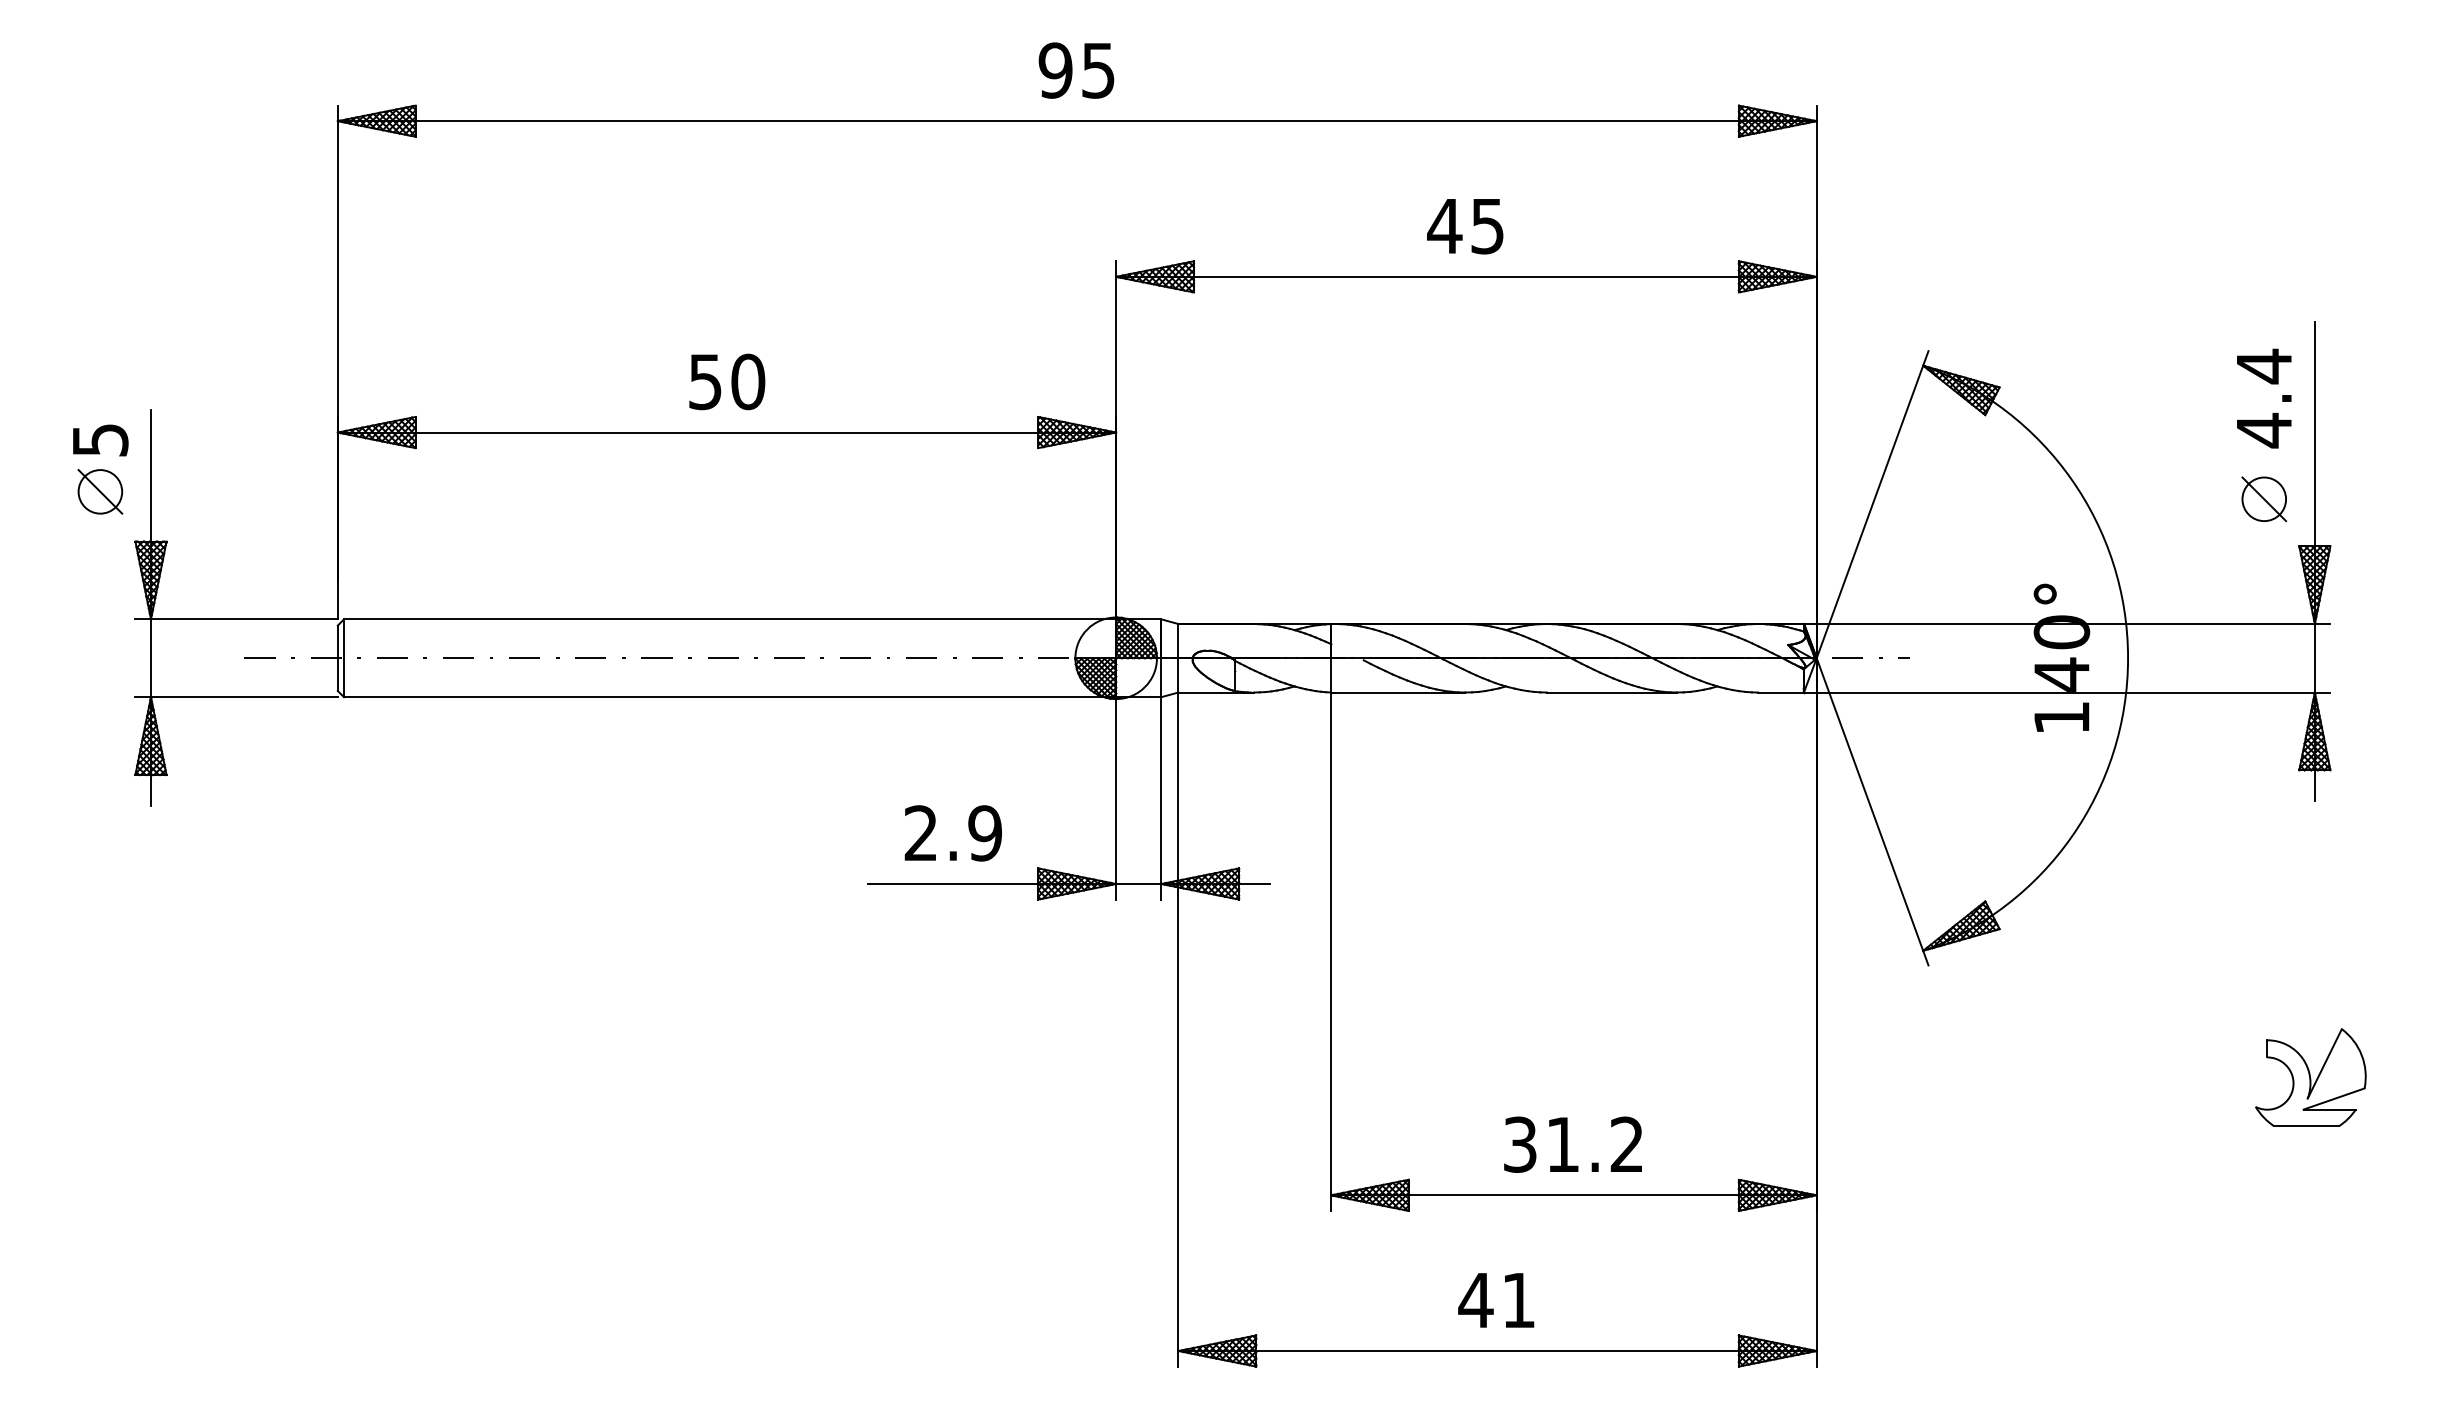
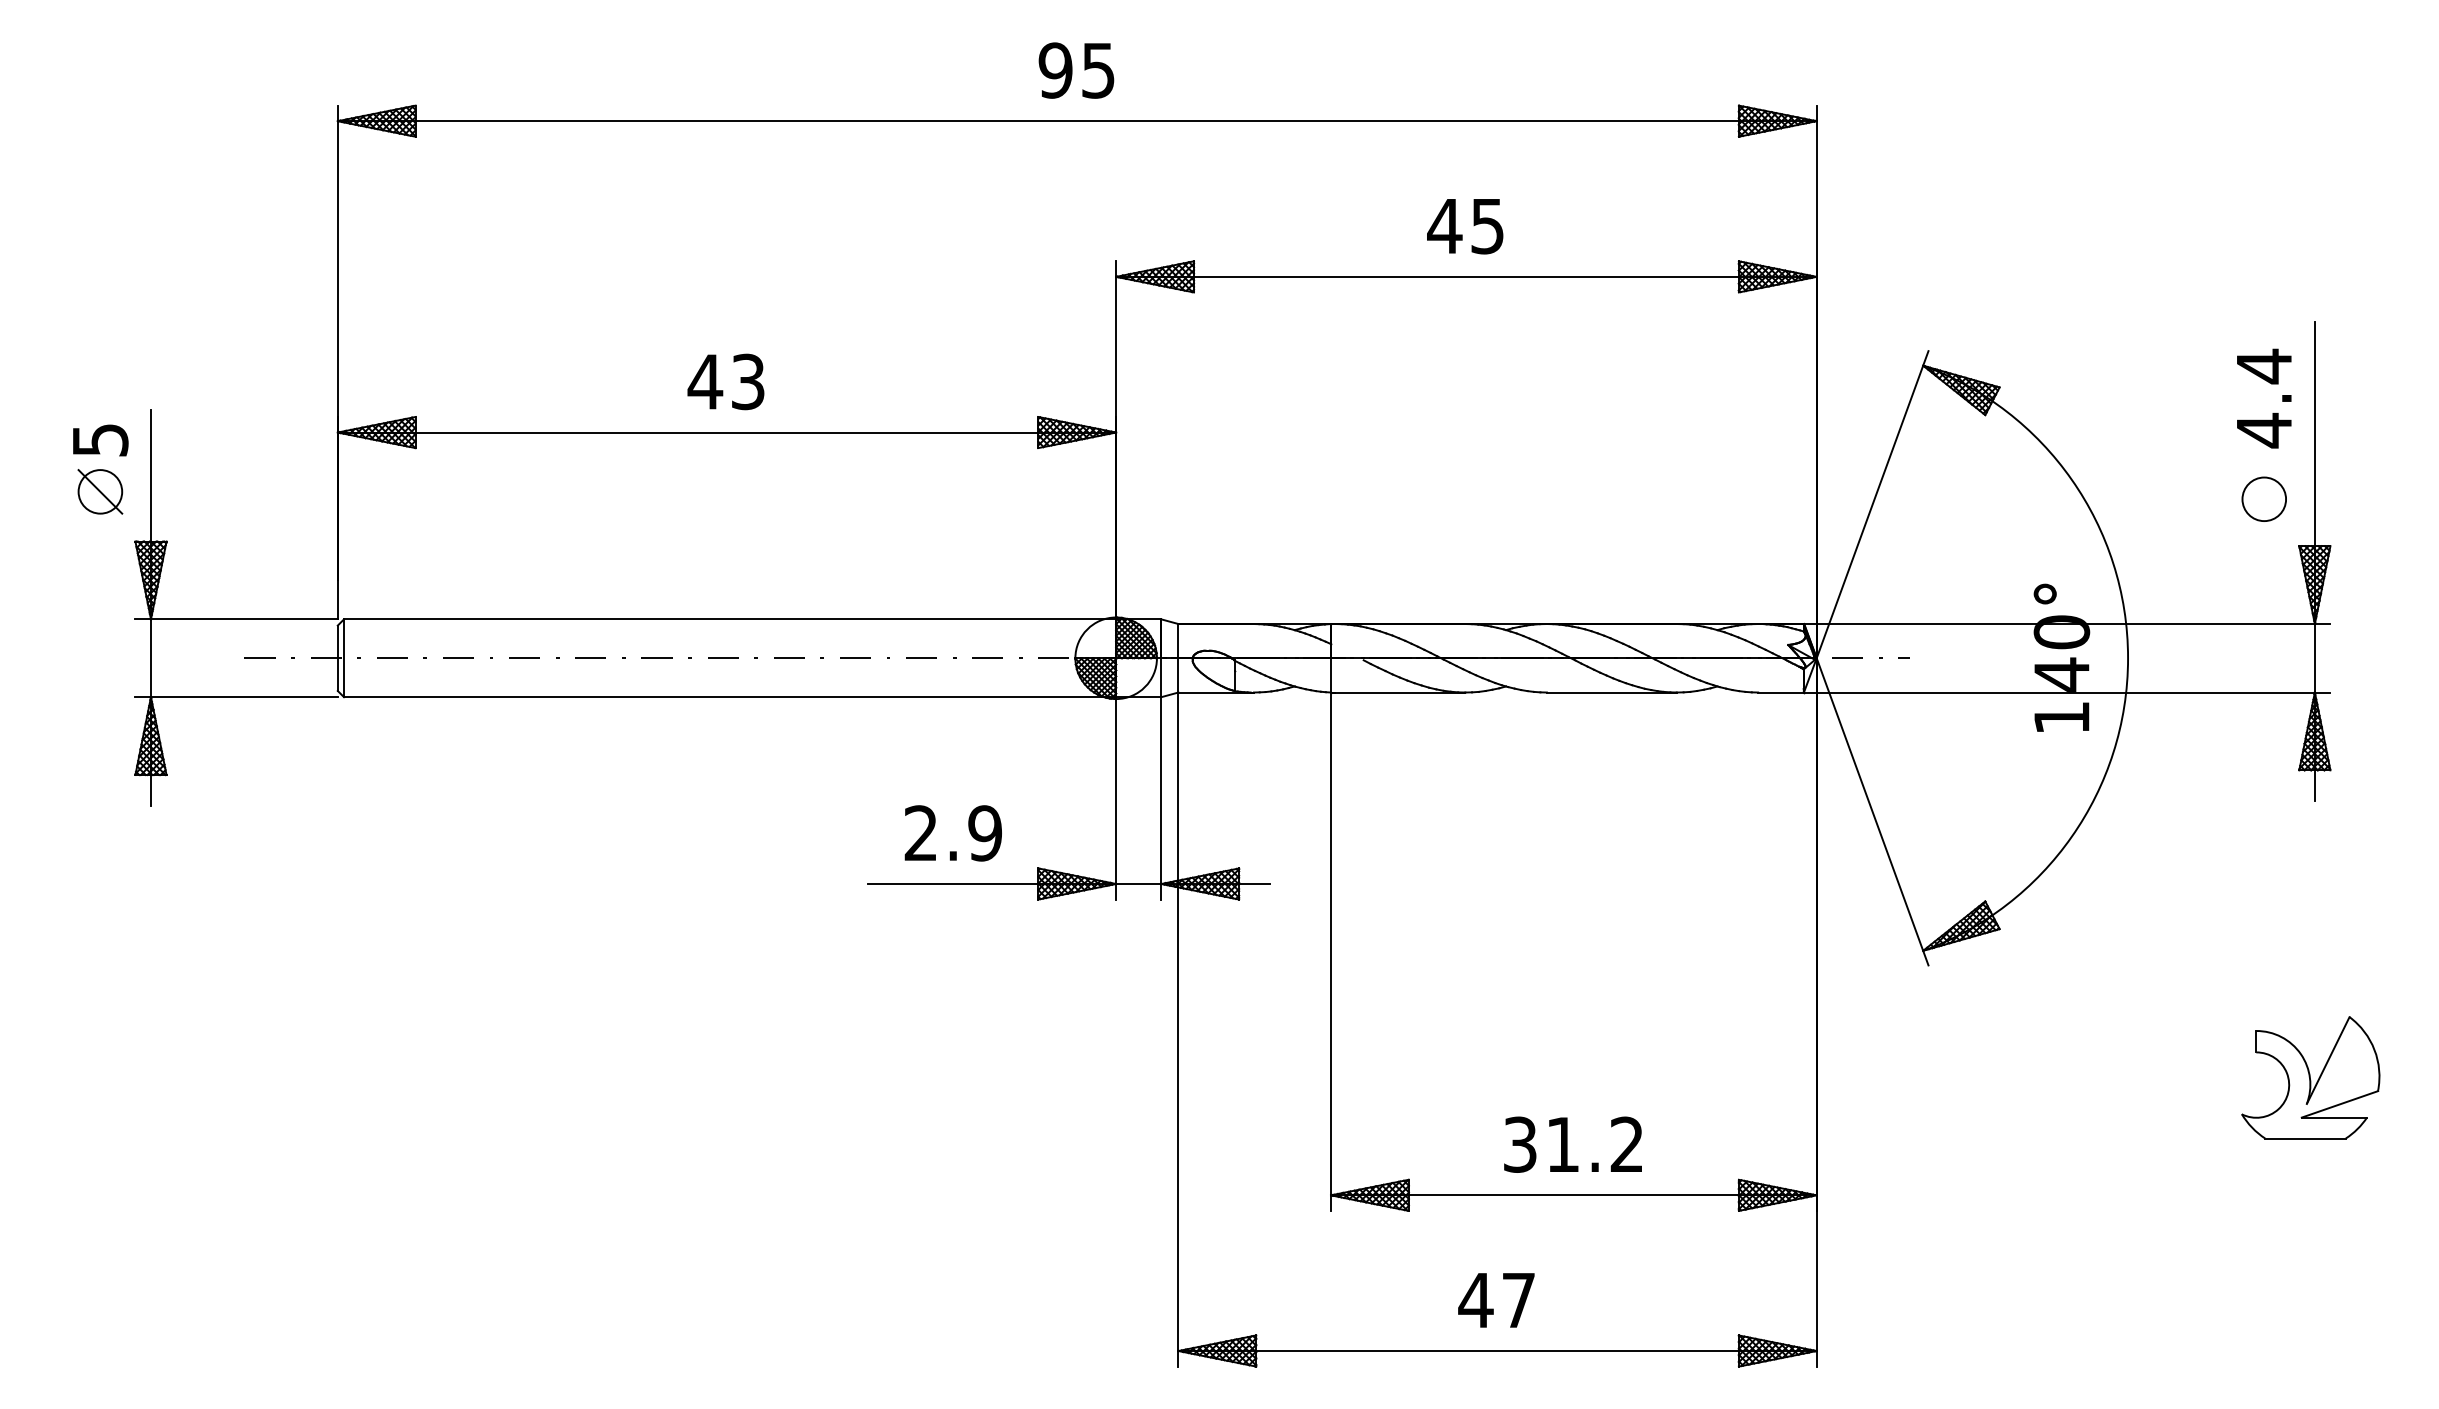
text: 50 -> 43 (726, 381)
line: present -> none (2264, 499)
part size: 112x99 px -> 140x124 px (2310, 1077)
text: 41 -> 47 (1518, 1300)
